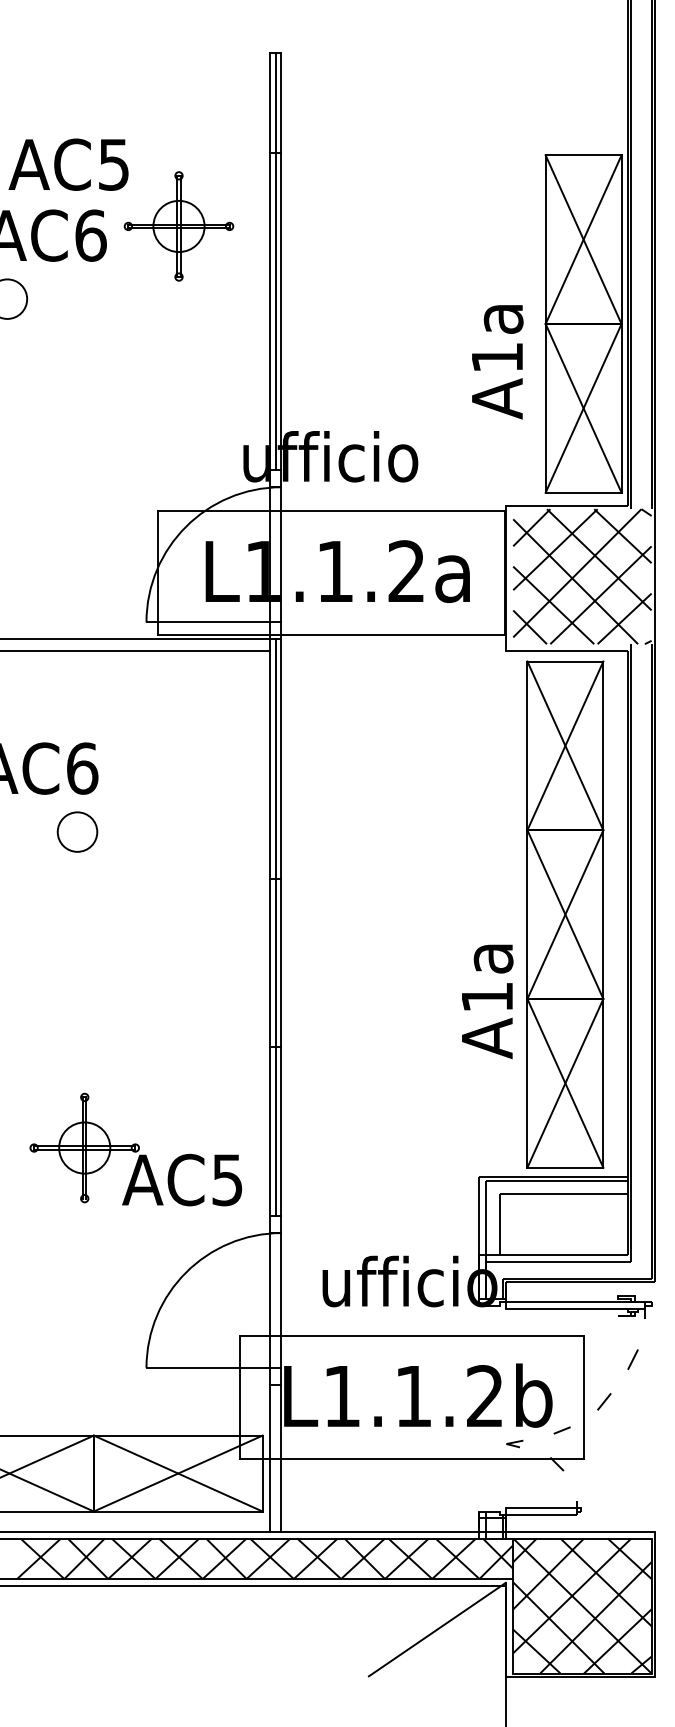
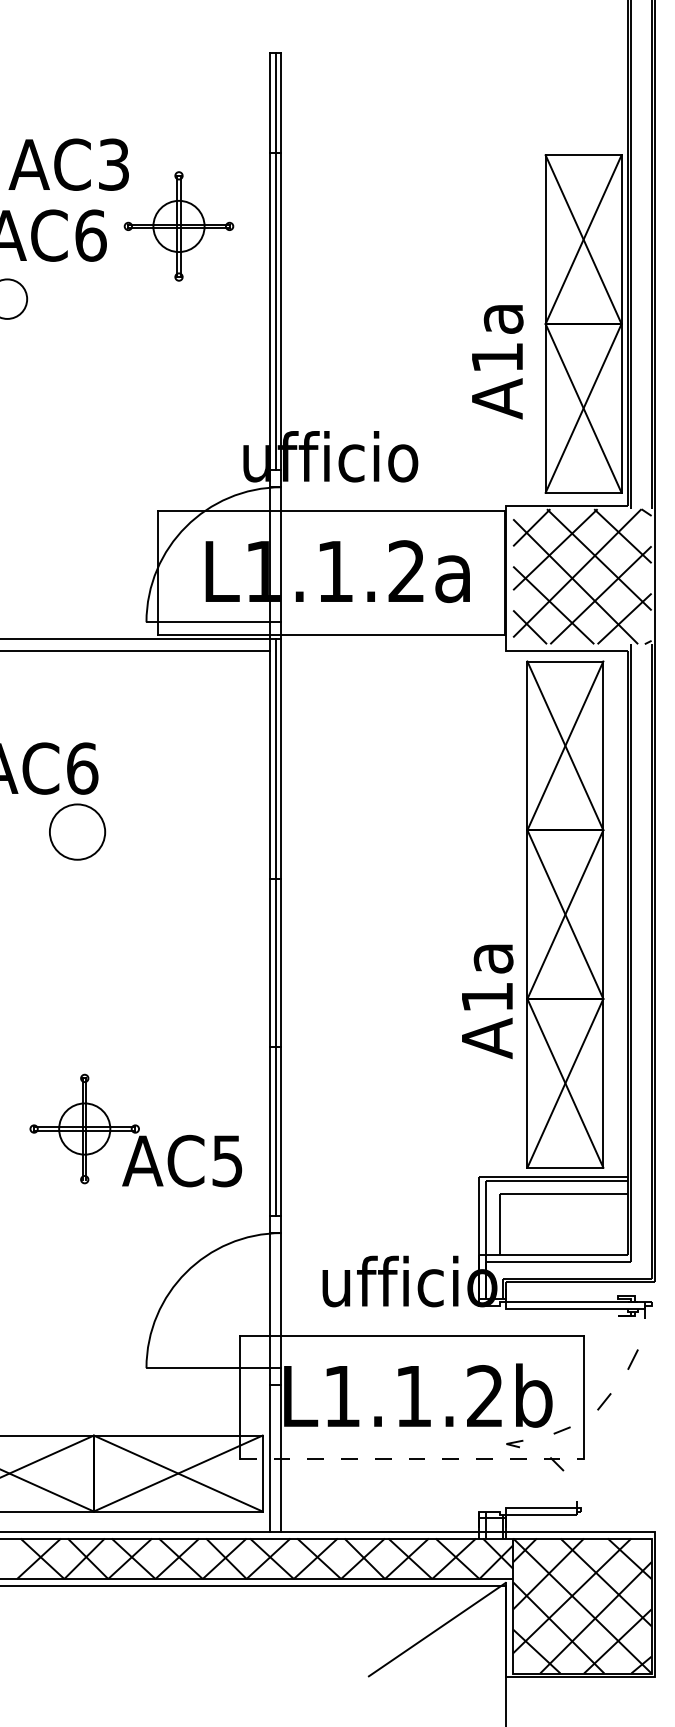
text: AC5 -> AC3 (113, 164)
circle diameter: 40 px -> 55 px (77, 831)
part position: (135, 1149) -> (135, 1130) (135, 1130)
line: solid -> dashed (412, 1459)
